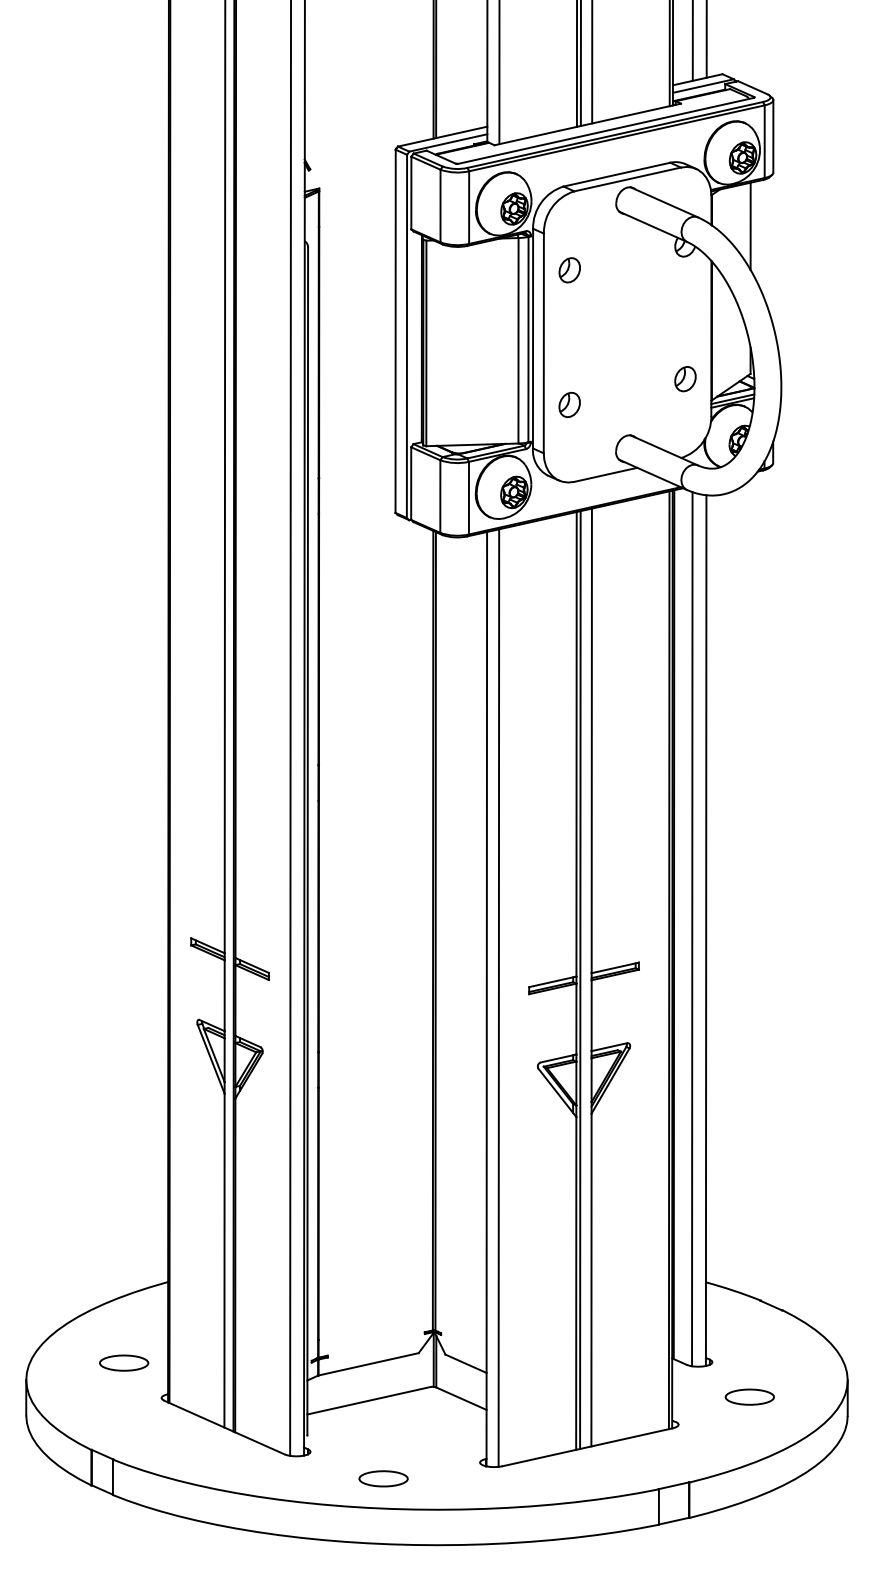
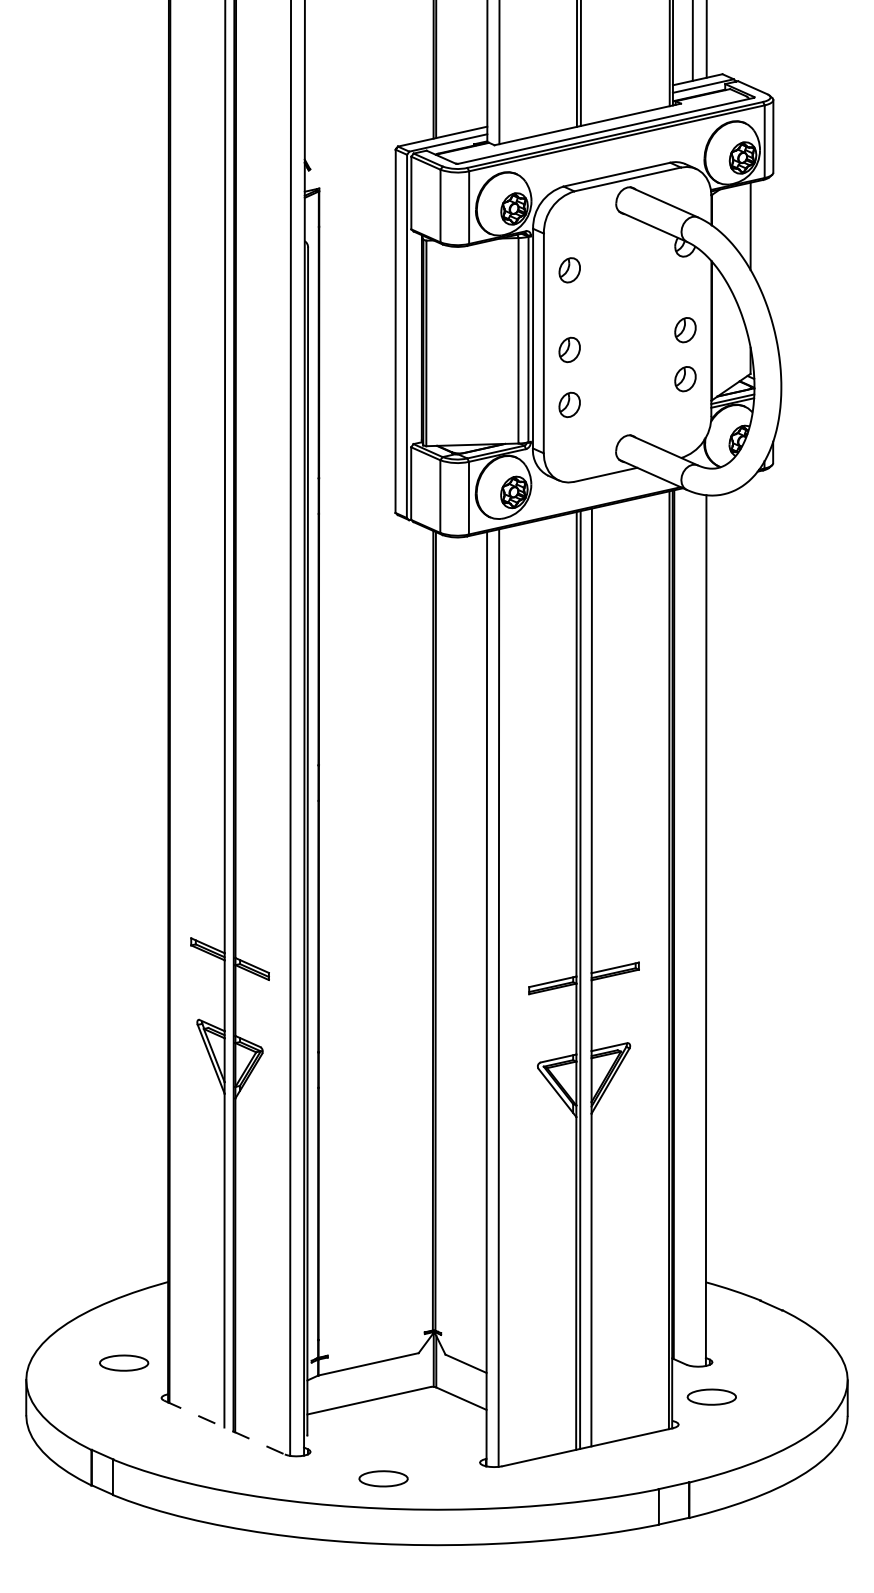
line: present -> none (592, 62)
part: none -> present (685, 330)
part: none -> present (569, 349)
line: present -> none (692, 929)
part position: (749, 1396) -> (711, 1396) (711, 1396)
line: solid -> dashed (224, 1427)
